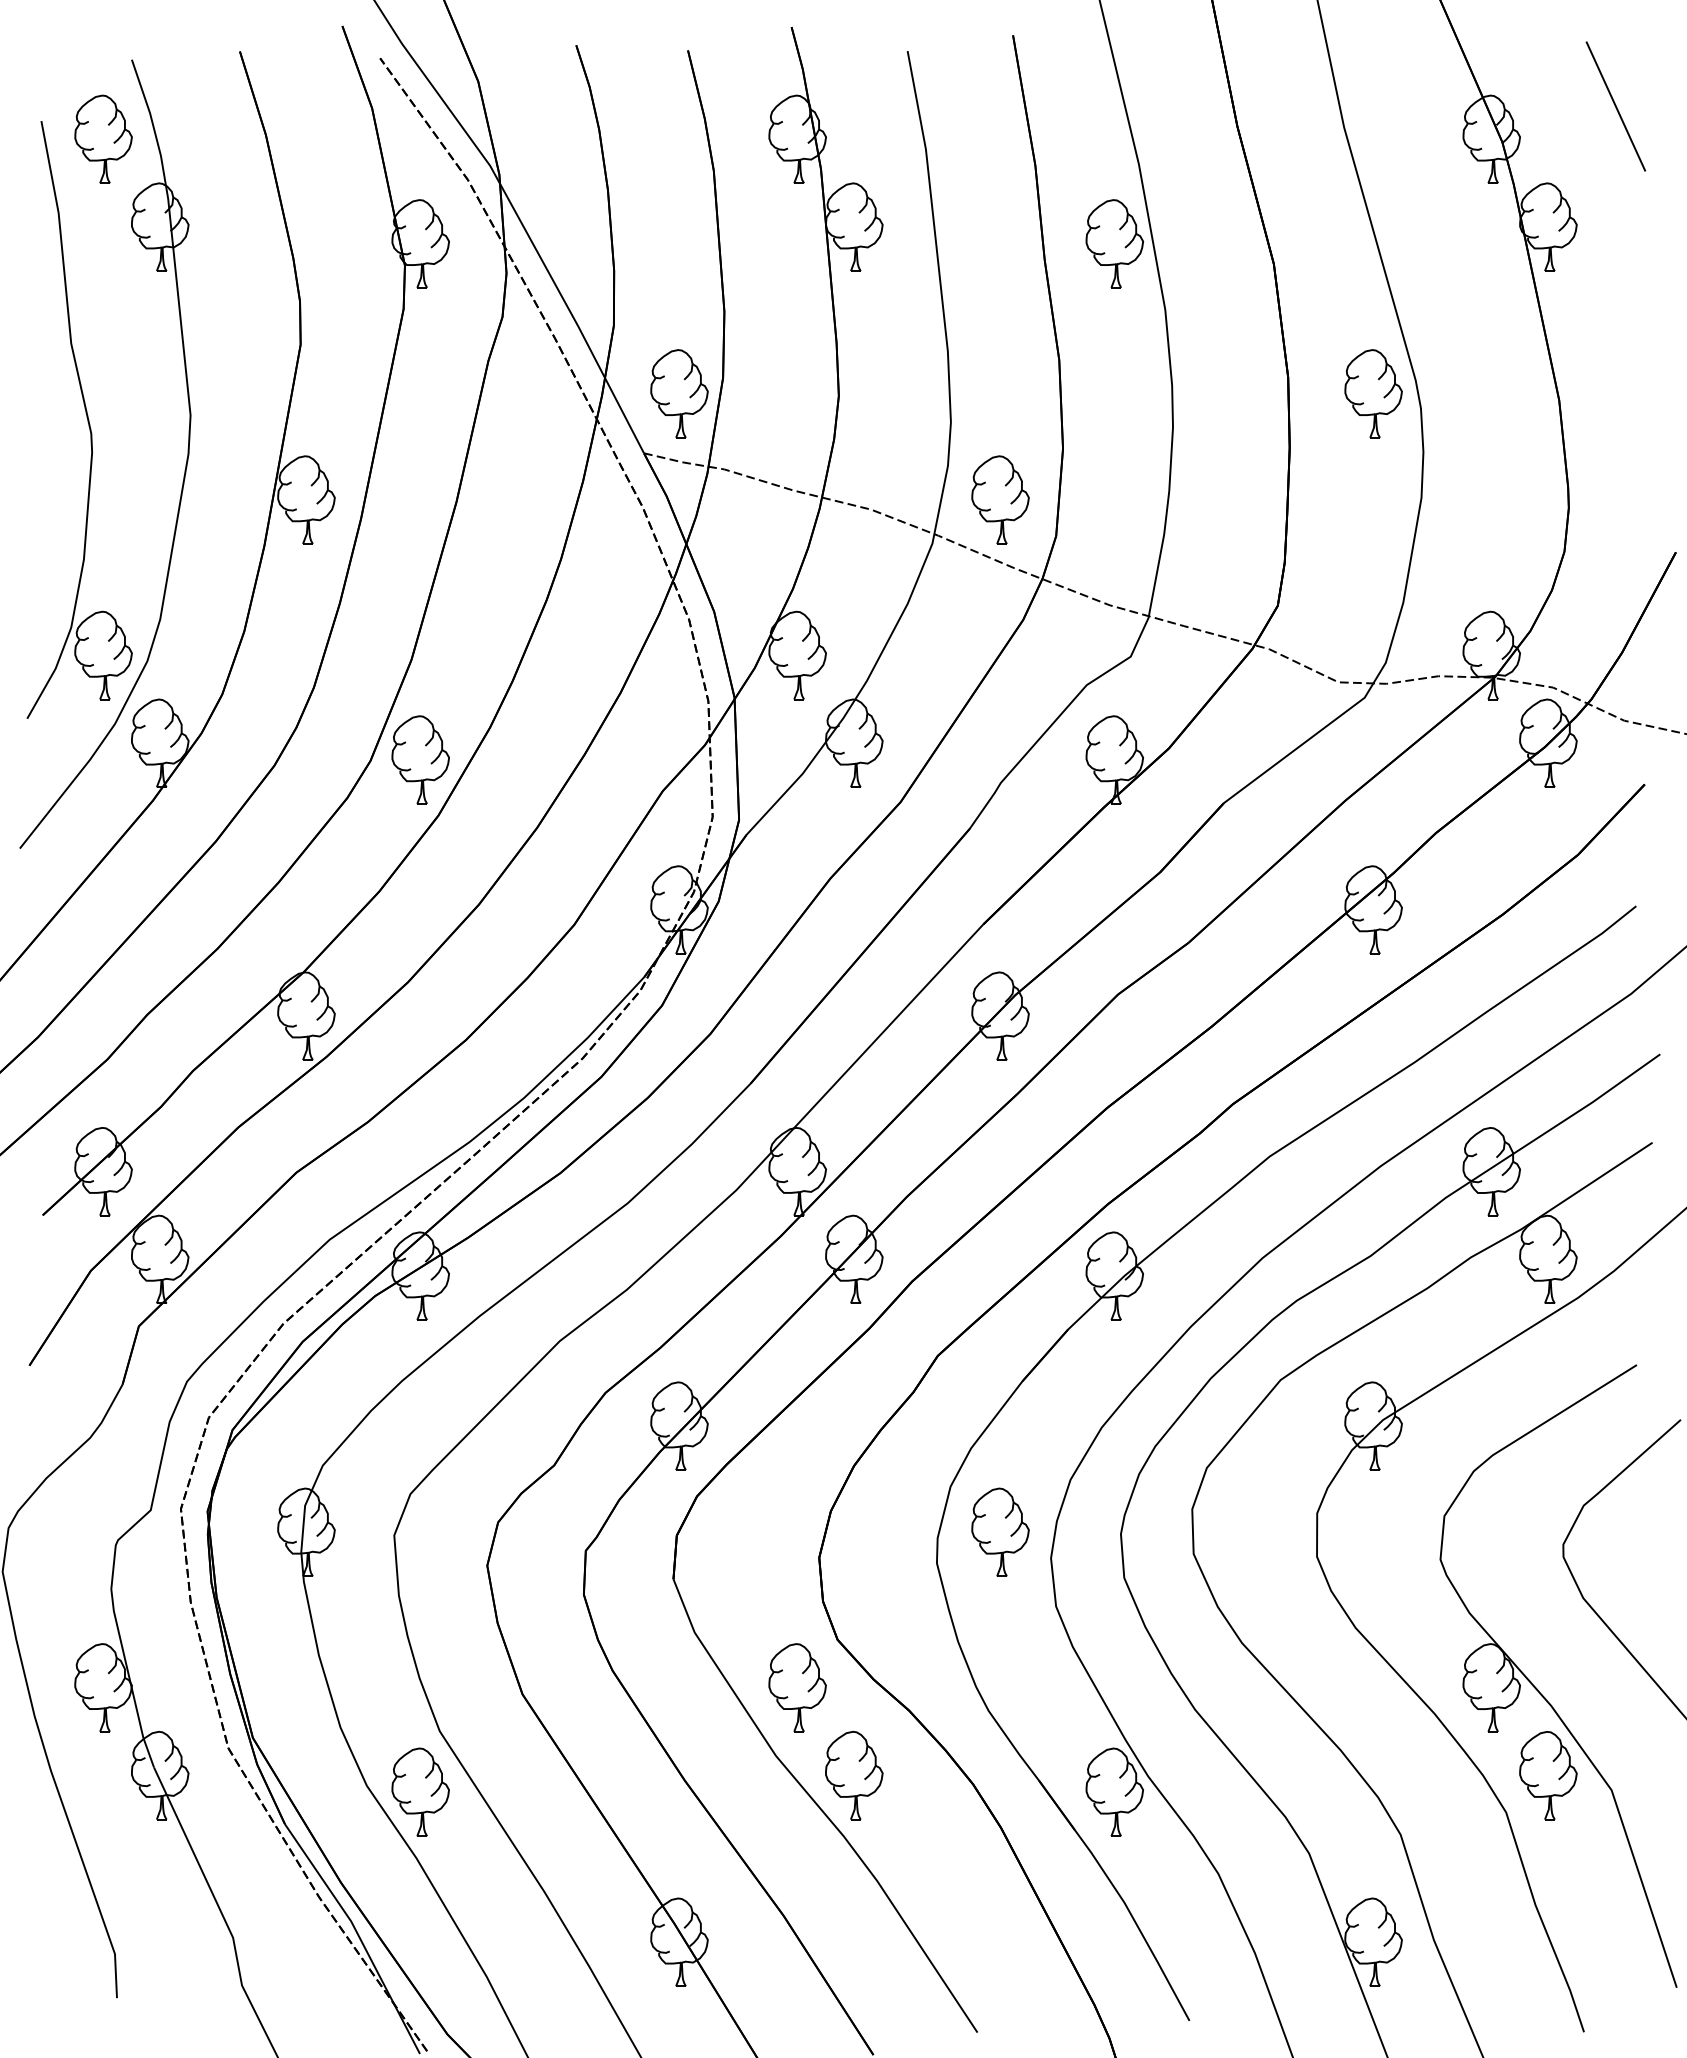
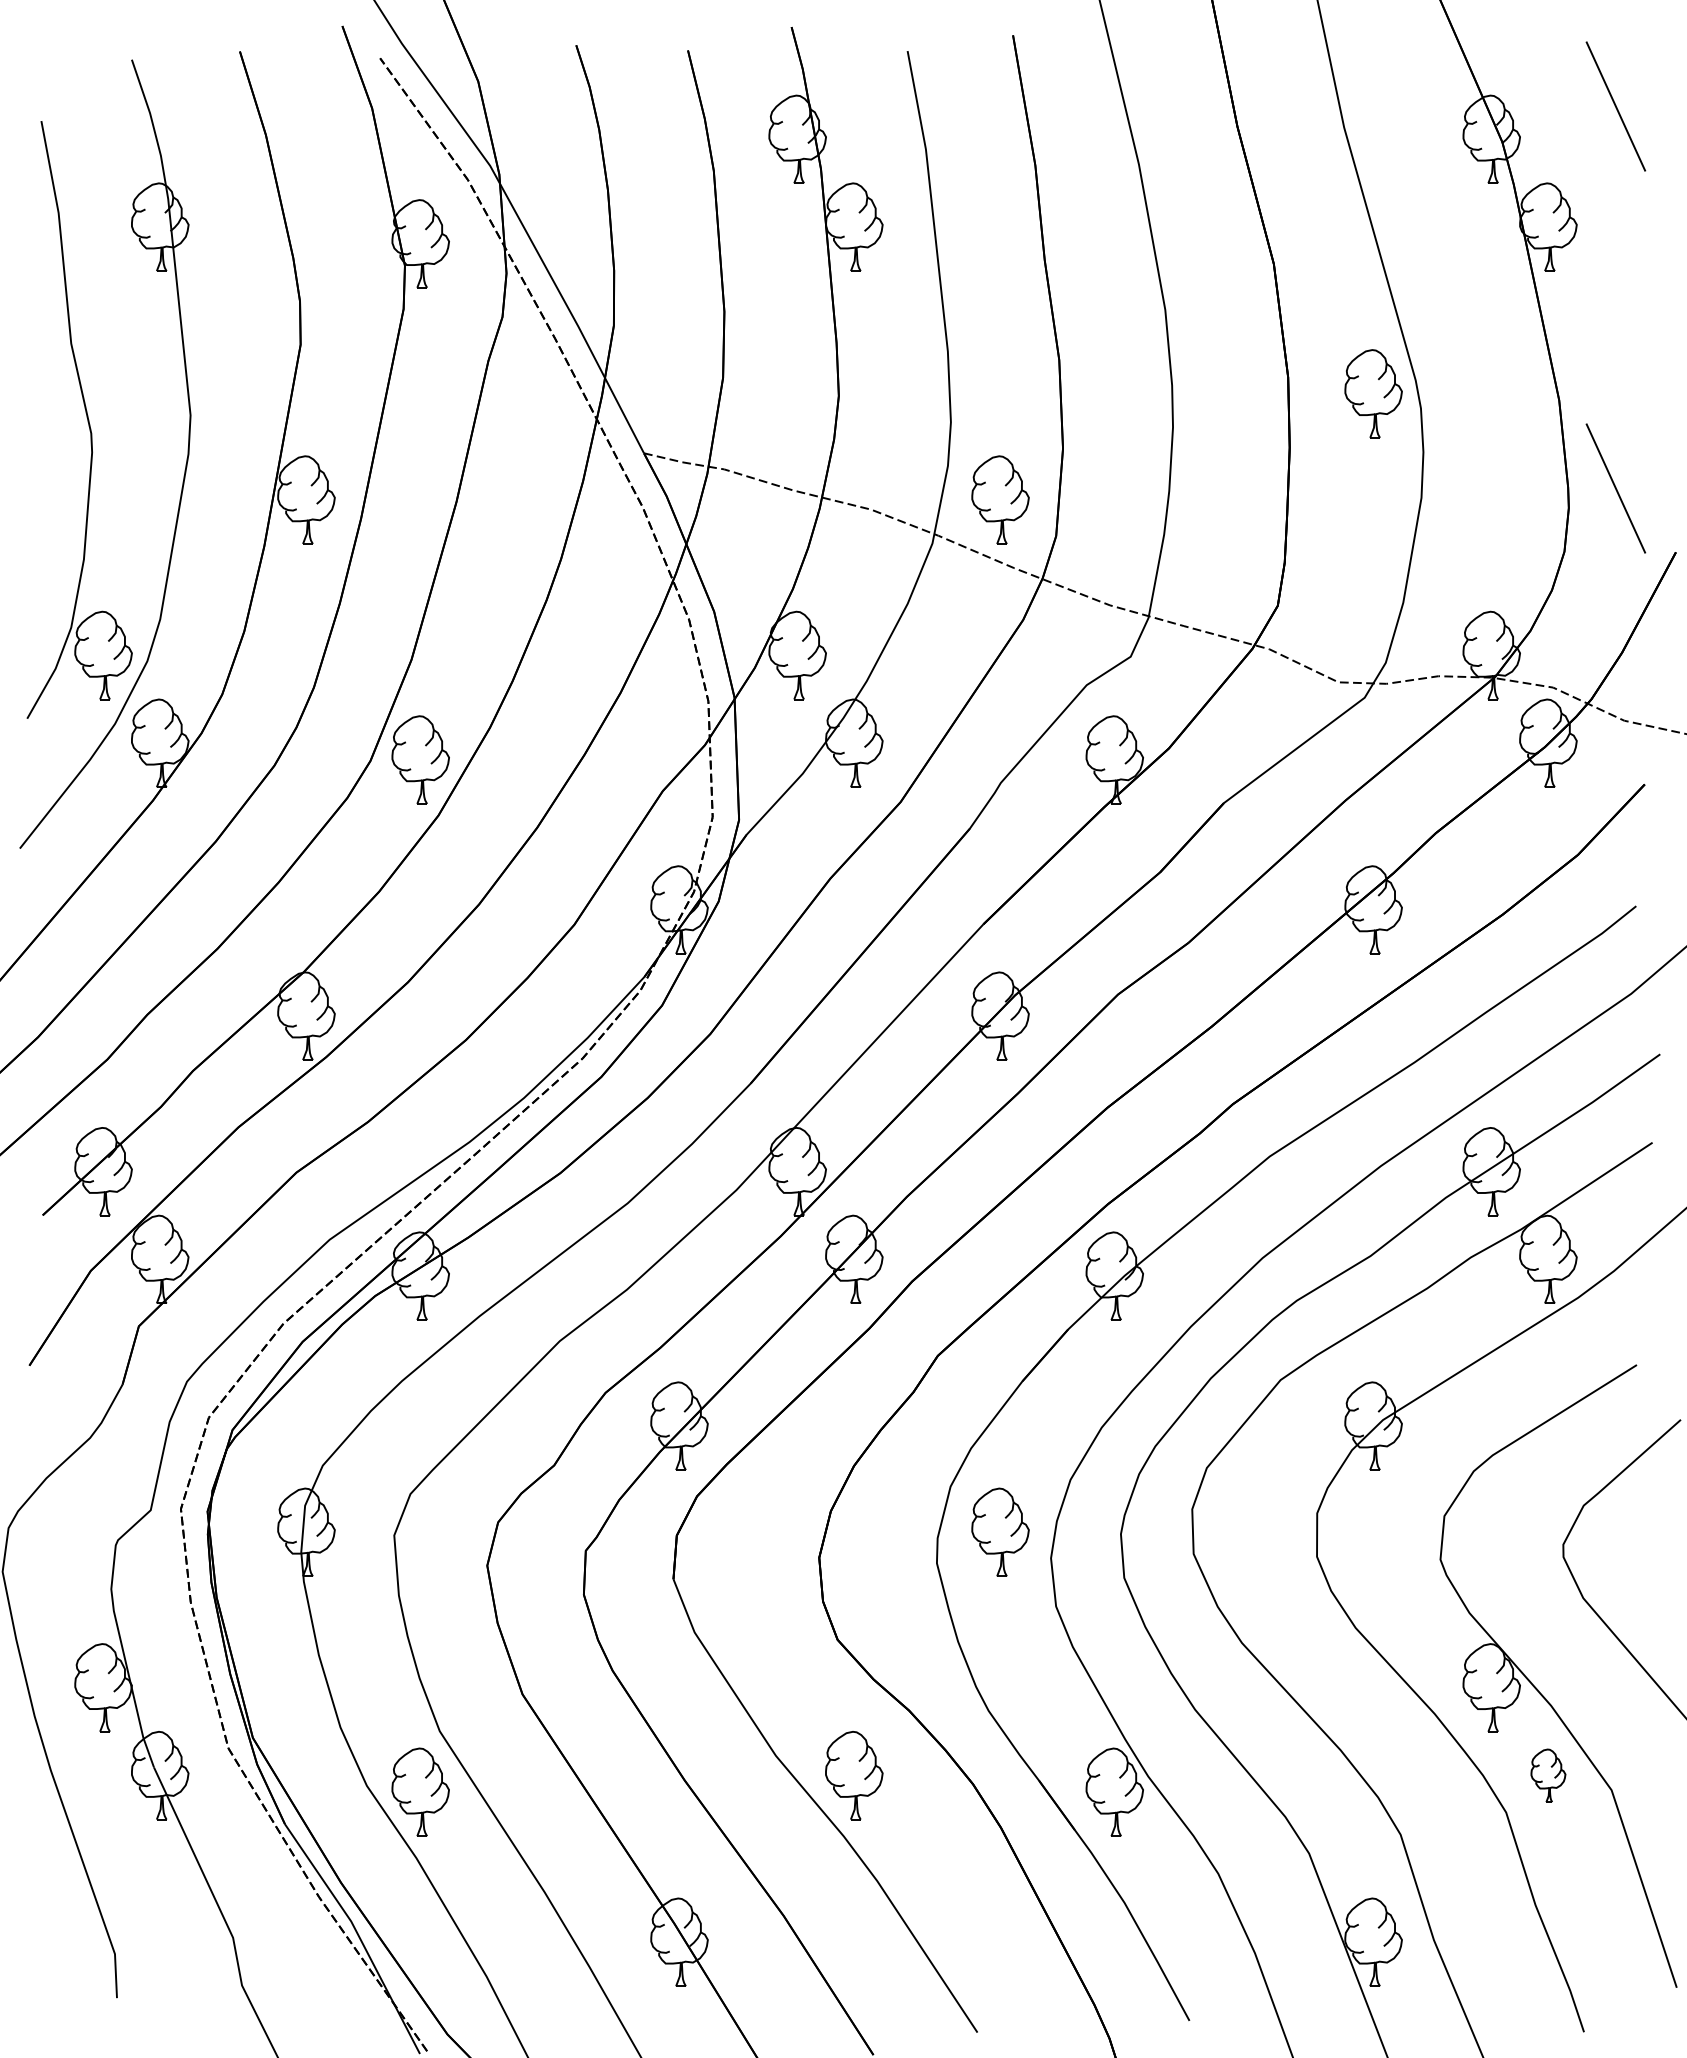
part: present -> none (103, 138)
part: present -> none (1114, 243)
part: present -> none (679, 393)
line: none -> present (1615, 488)
part: present -> none (797, 1687)
part size: 59x90 px -> 37x55 px (1548, 1775)
